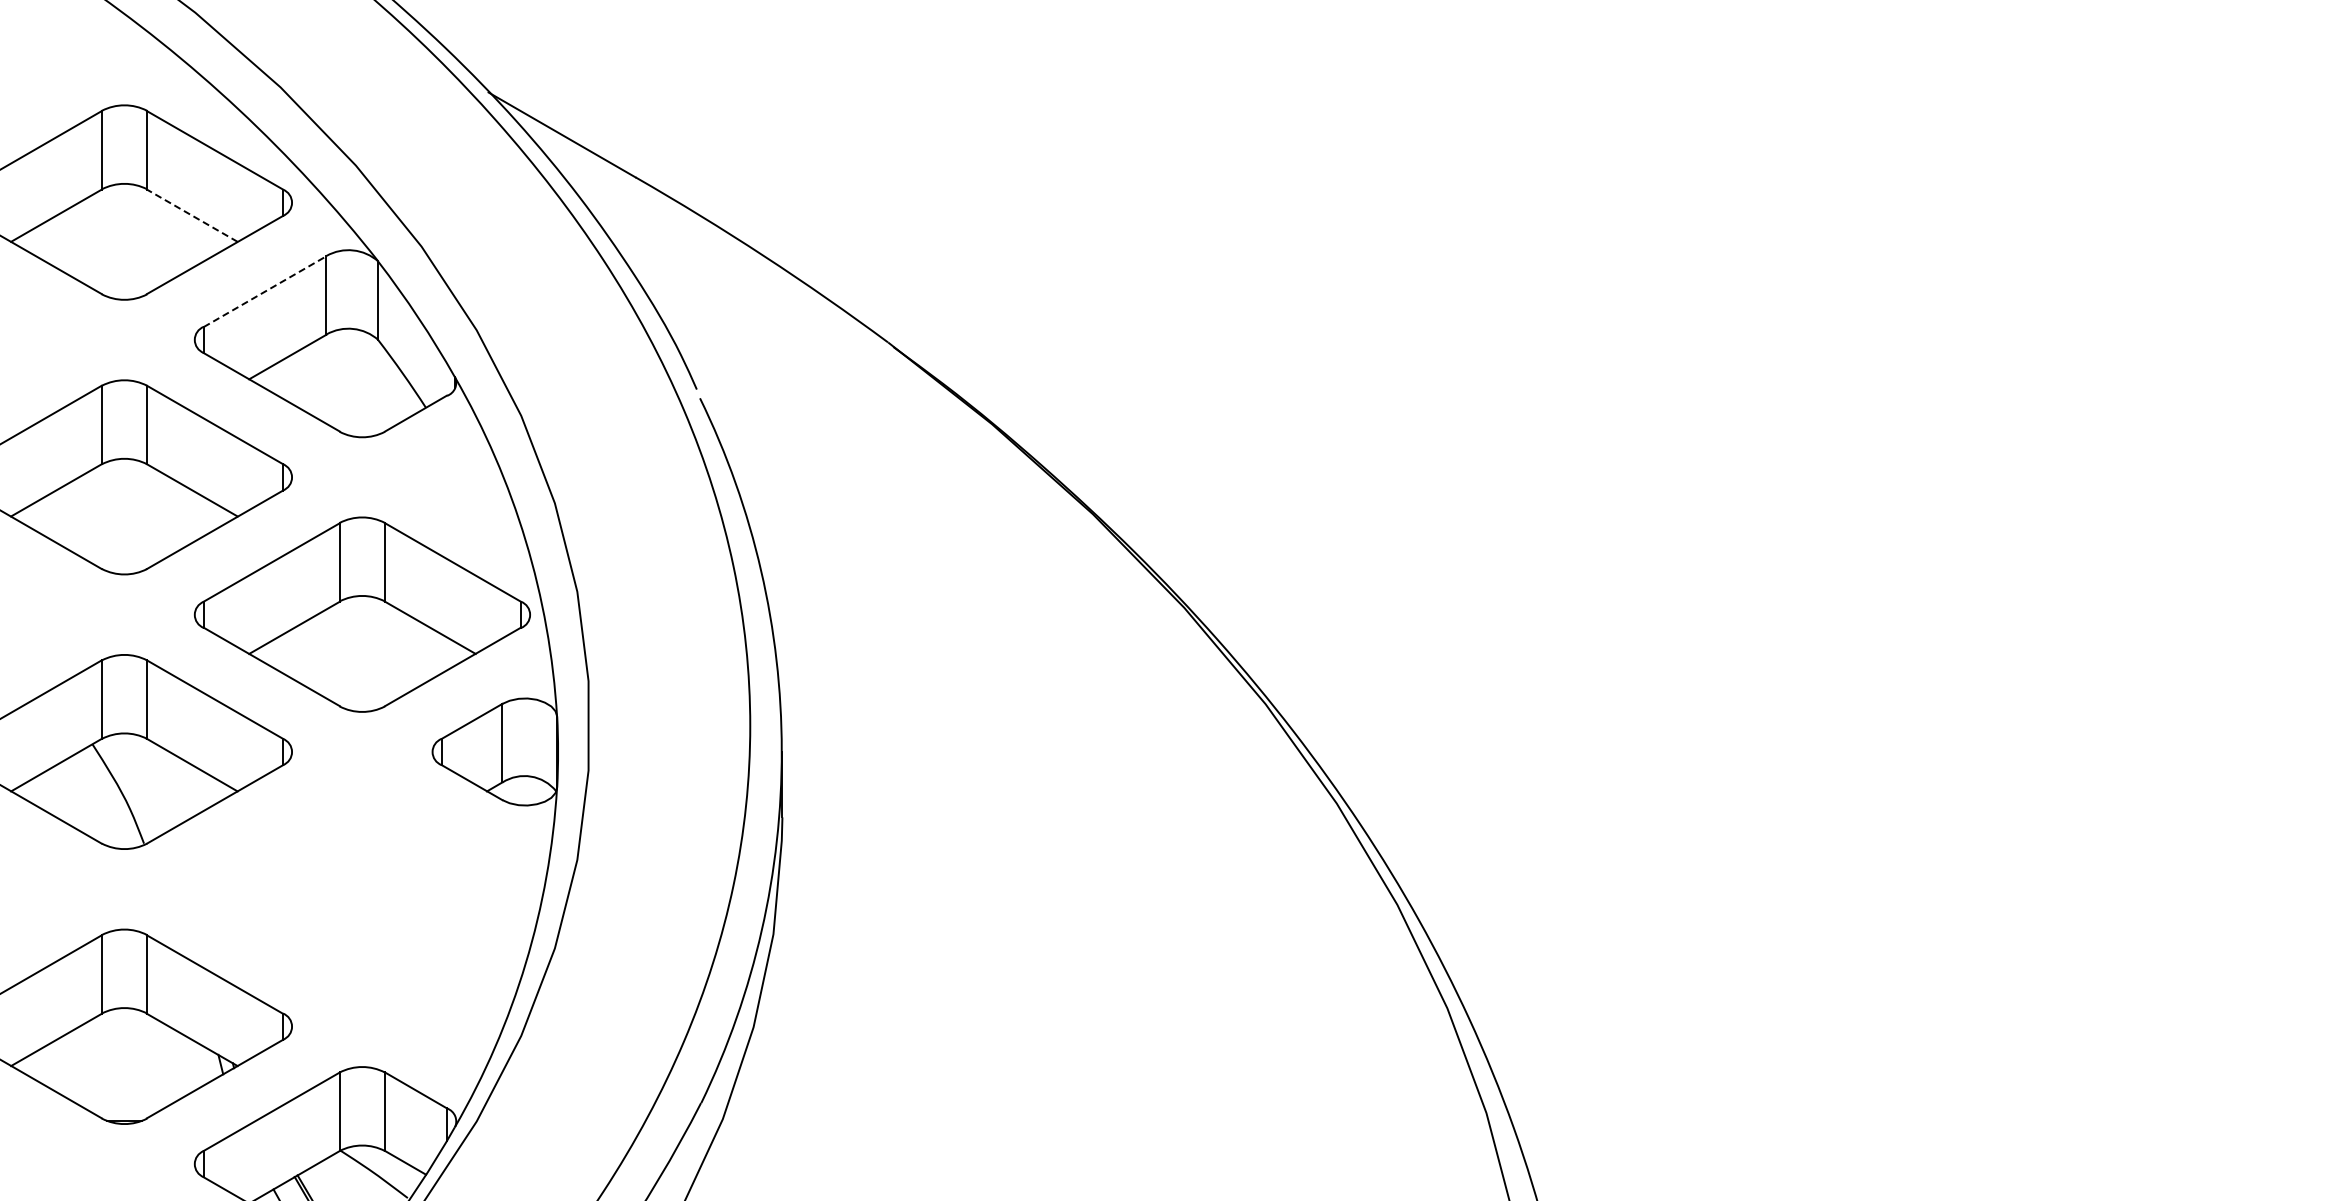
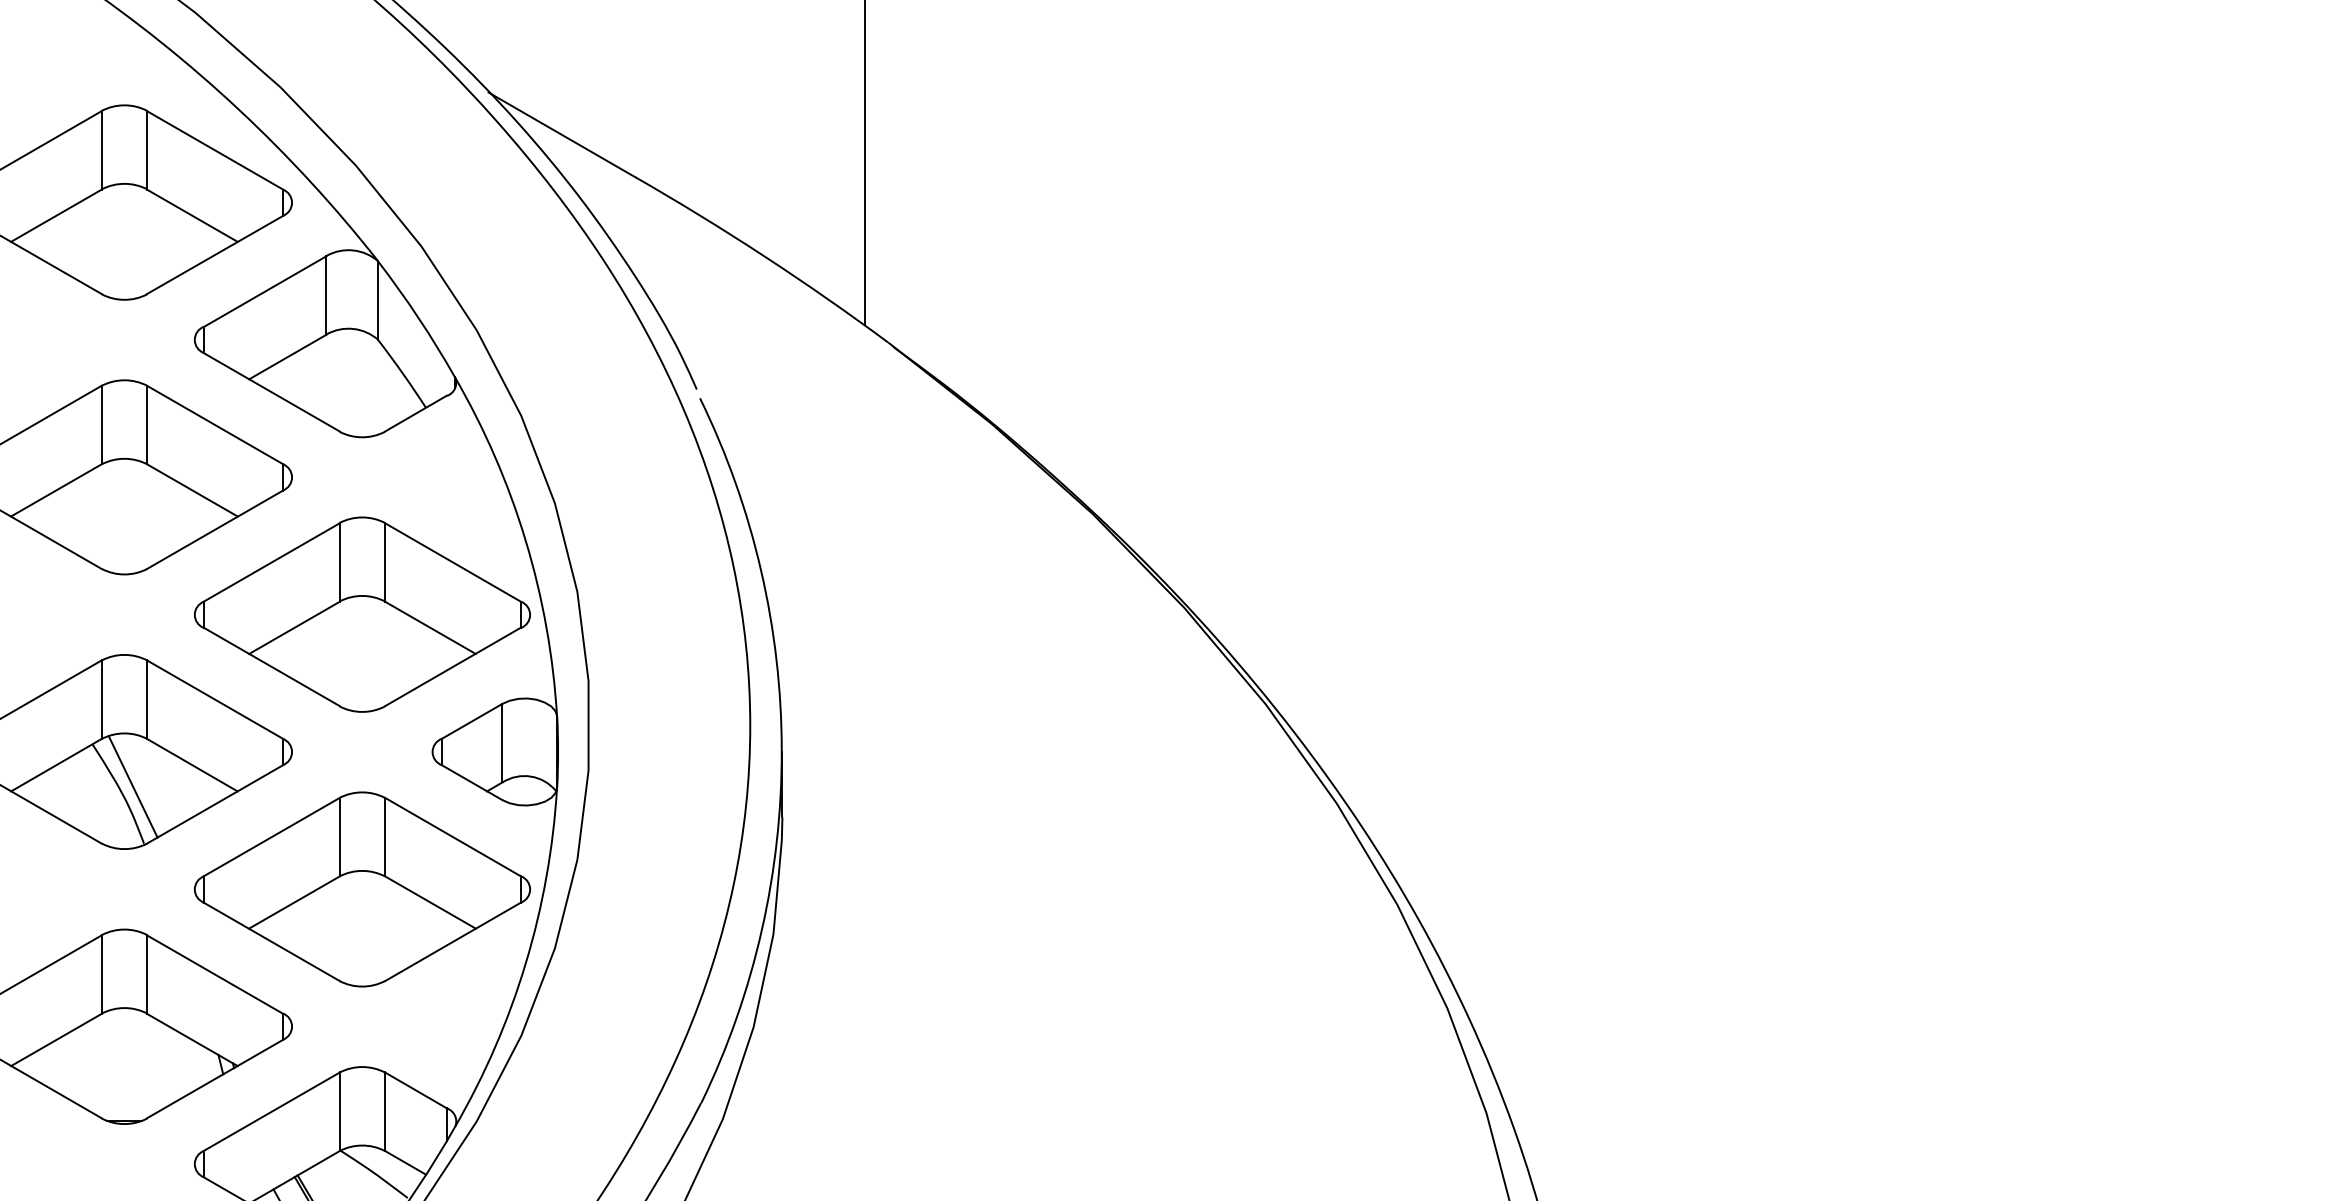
line: none -> present (865, 163)
line: dashed -> solid (191, 215)
line: dashed -> solid (265, 291)
line: none -> present (132, 786)
part: none -> present (361, 889)
